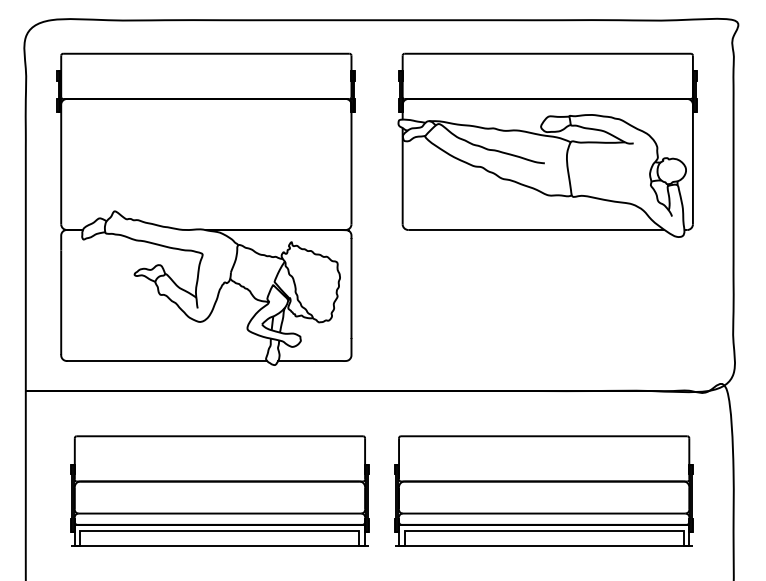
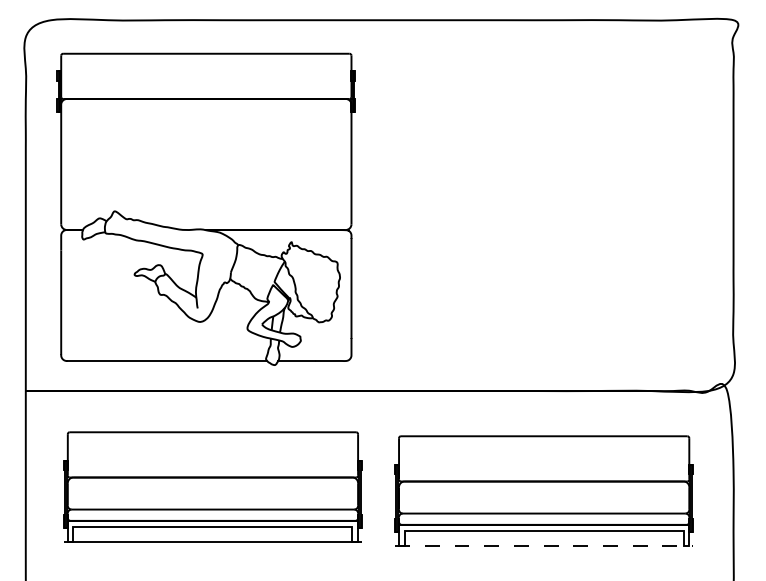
part: present -> none (547, 144)
part position: (219, 490) -> (212, 486) (212, 486)
line: solid -> dashed (544, 545)
